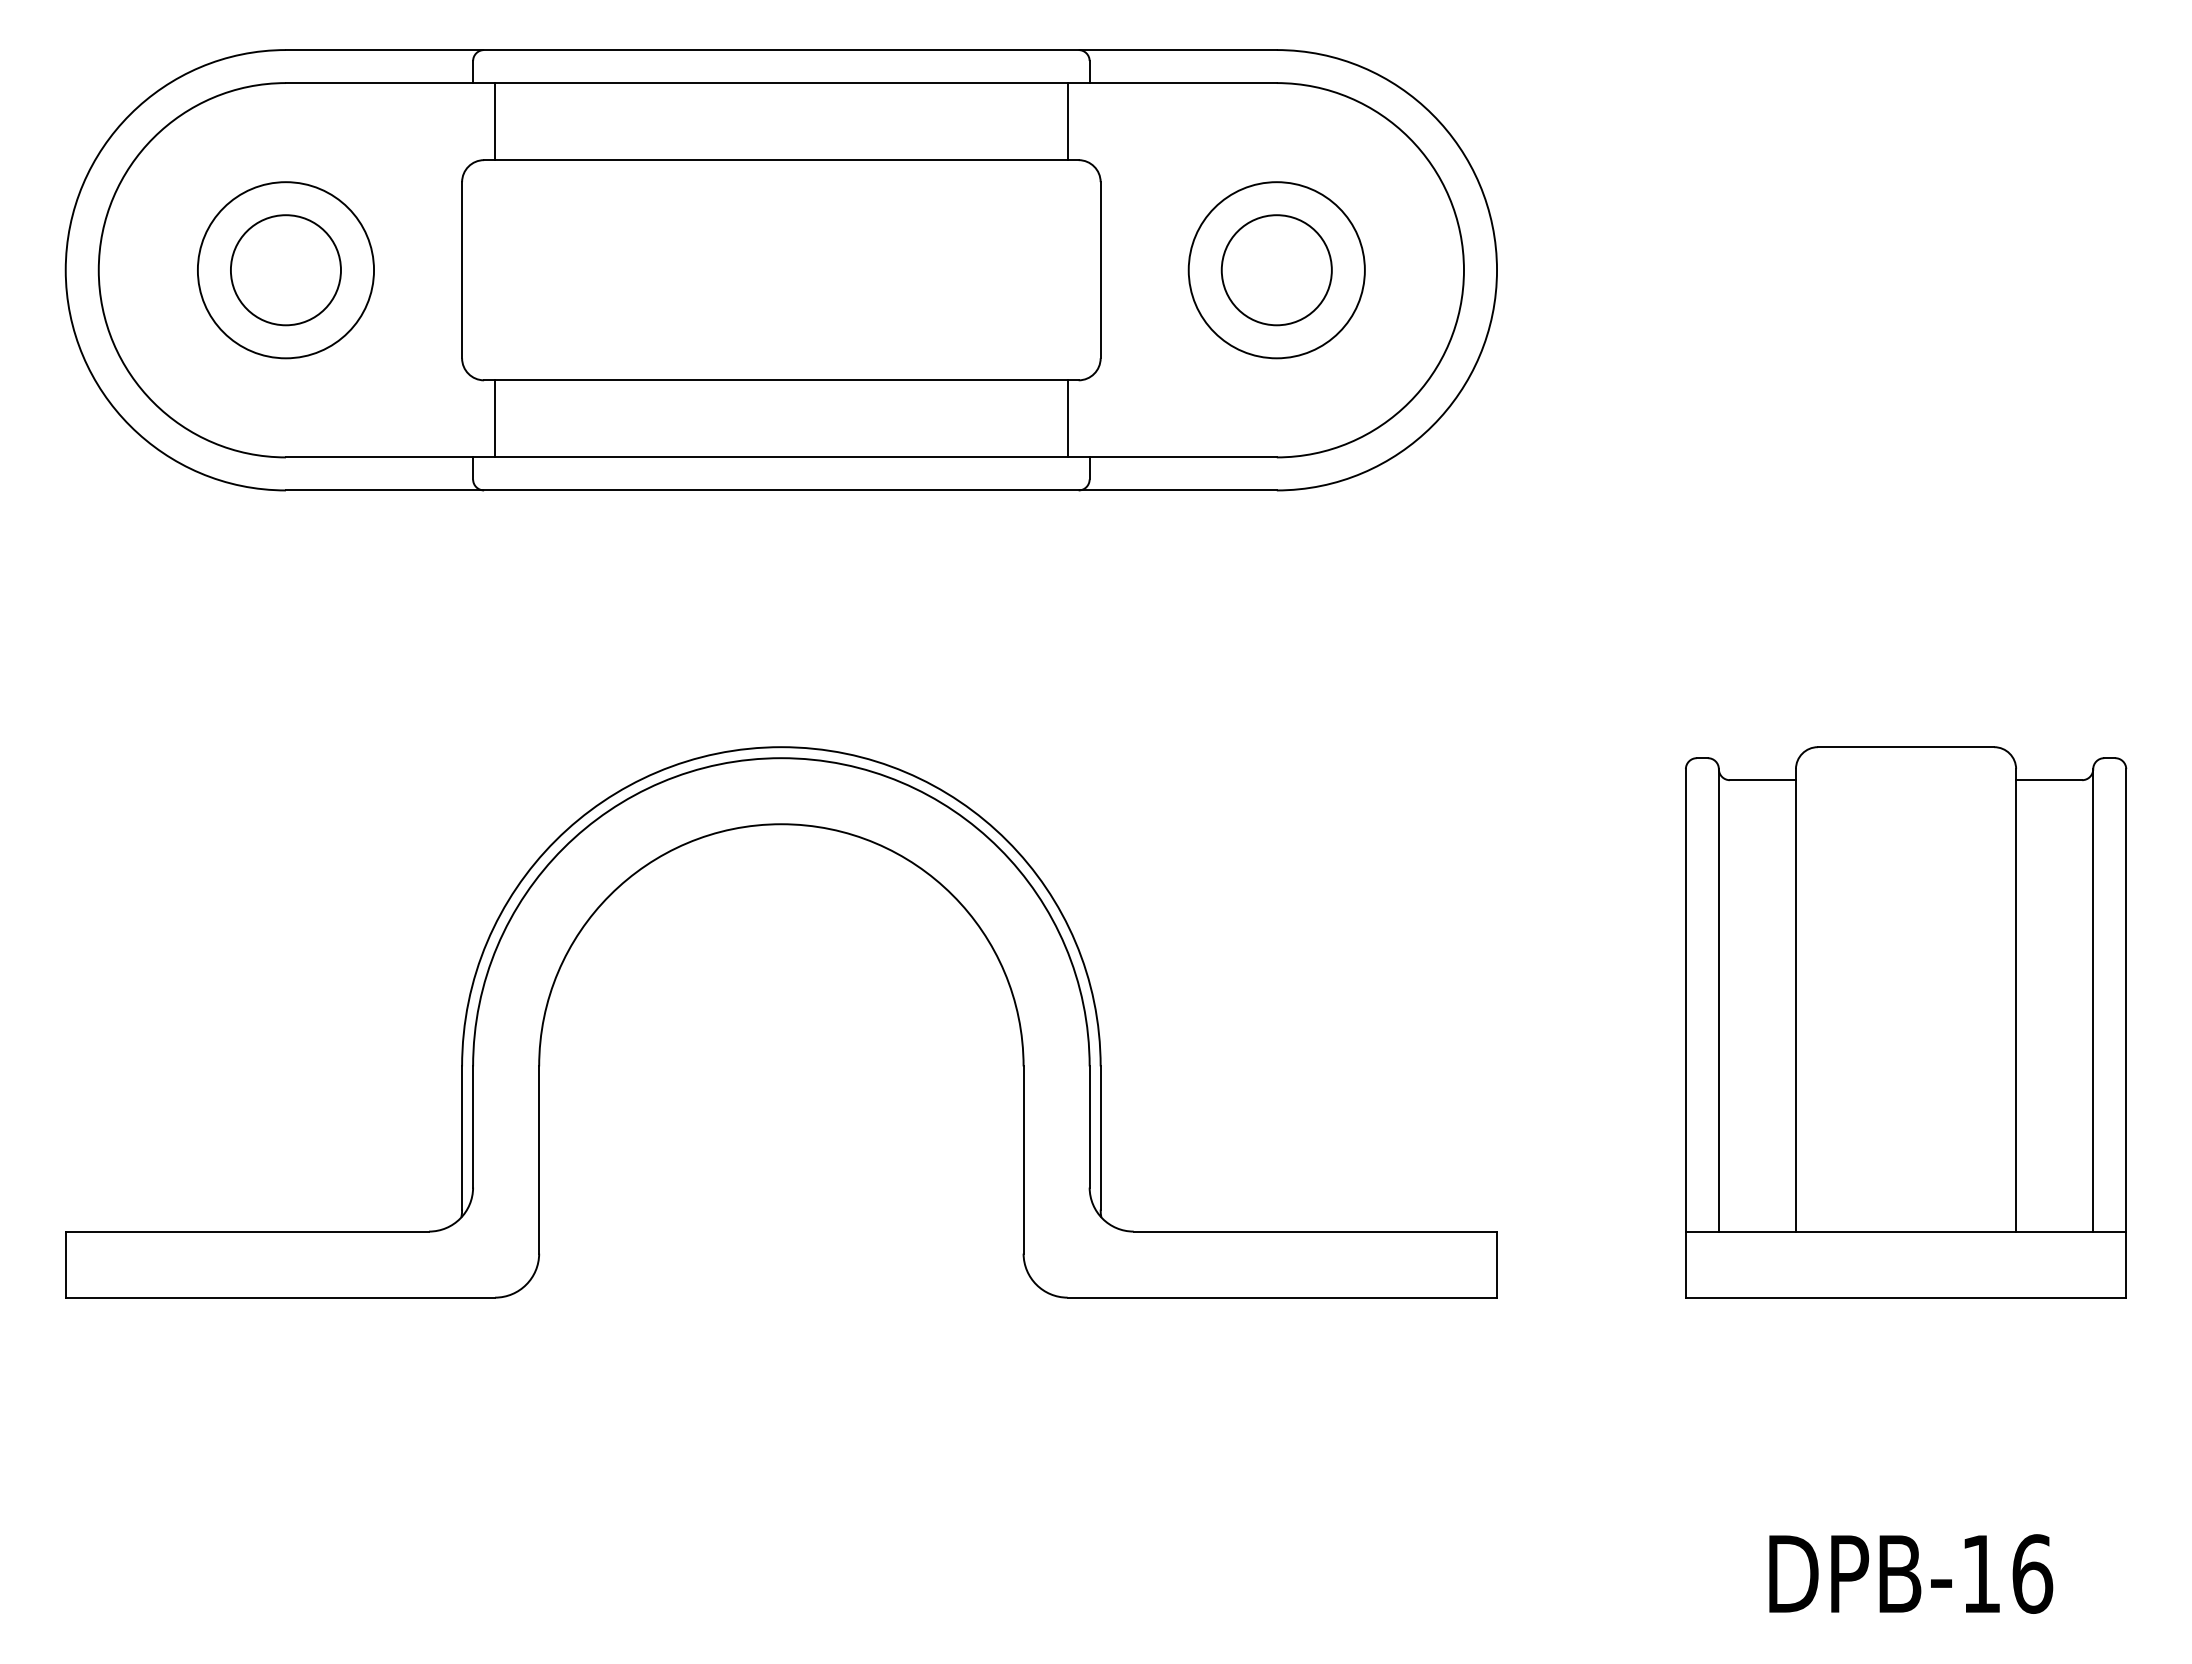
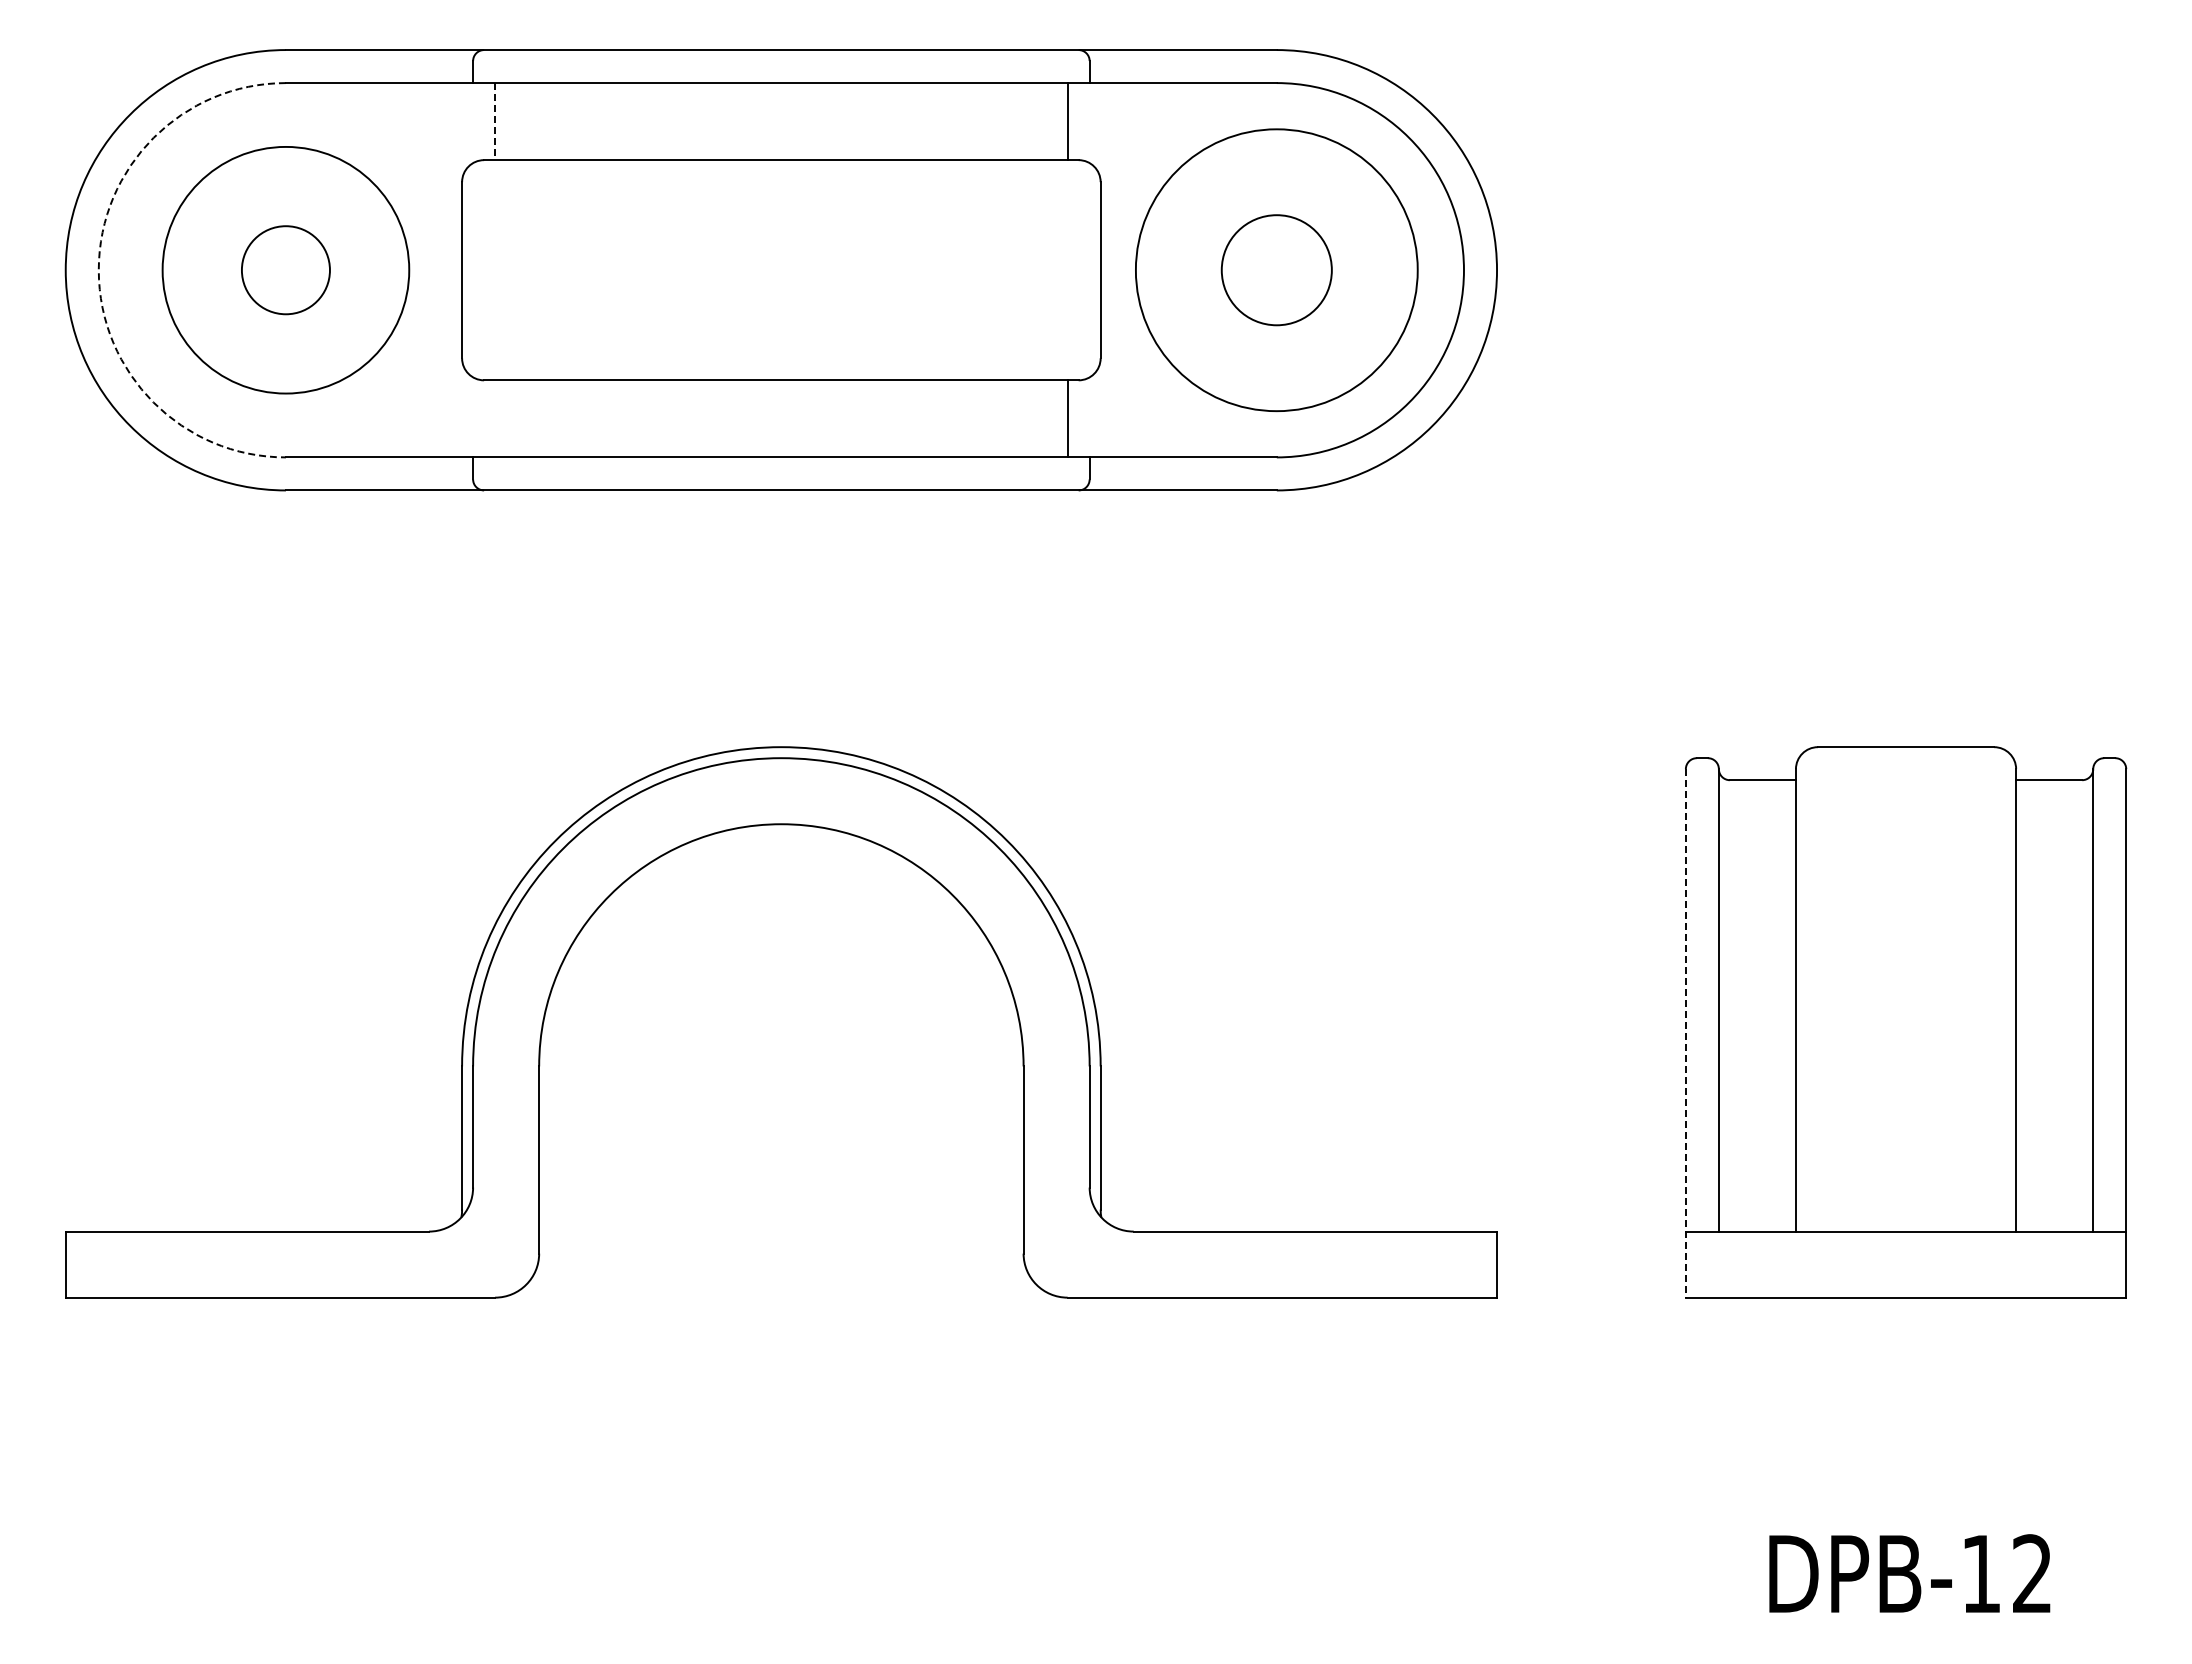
line: solid -> dashed (495, 121)
arc: solid -> dashed (98, 270)
circle diameter: 110 px -> 88 px (285, 270)
circle diameter: 176 px -> 247 px (285, 269)
circle diameter: 176 px -> 282 px (1276, 270)
line: present -> none (495, 418)
line: solid -> dashed (1685, 1033)
text: DPB-16 -> DPB-12 (2032, 1573)
